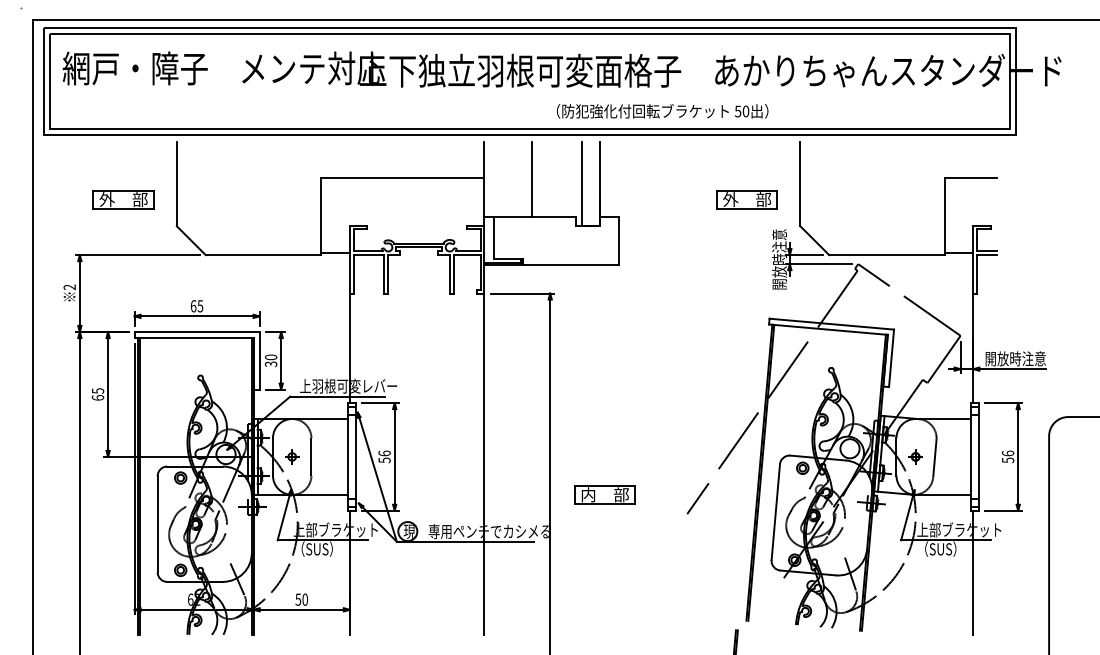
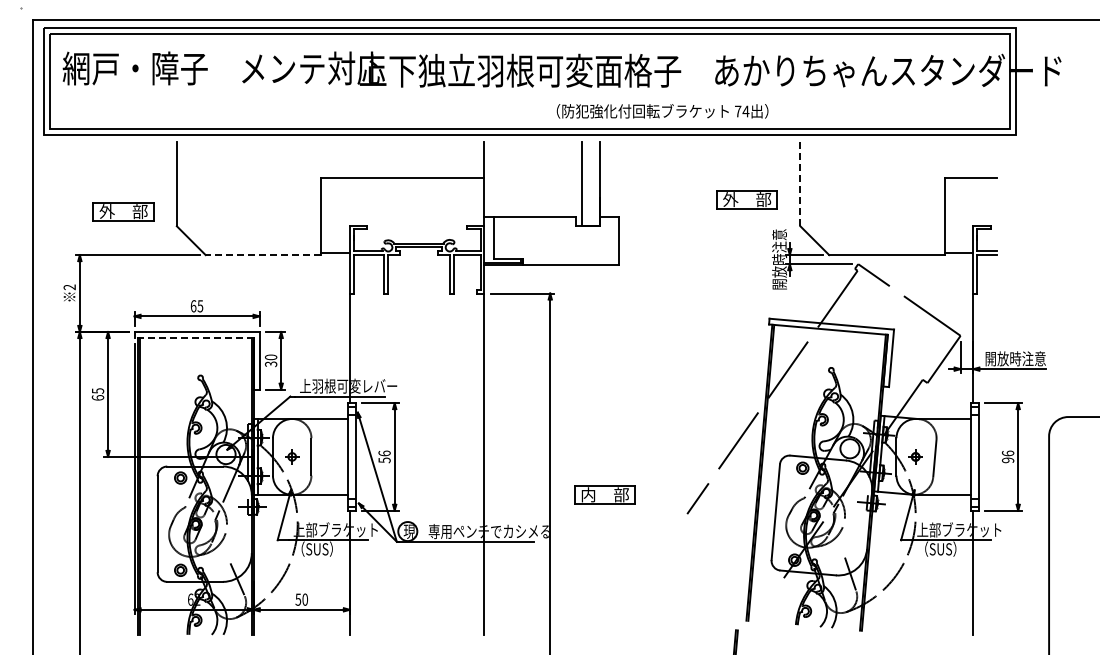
text: 50 -> 74 (742, 111)
line: present -> none (532, 178)
line: solid -> dashed (800, 183)
part position: (123, 199) -> (123, 211) (123, 211)
line: solid -> dashed (263, 255)
line: solid -> dashed (194, 337)
text: 56 -> 96 (1007, 460)
